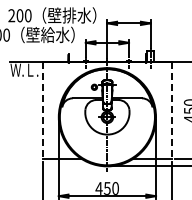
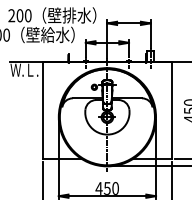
line: dashed -> solid (42, 110)
line: dashed -> solid (172, 110)
